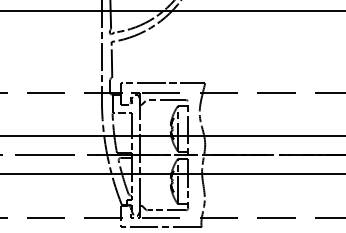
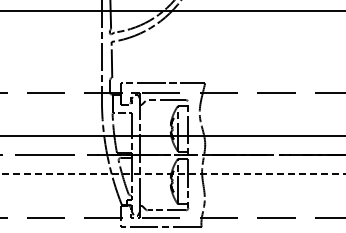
line: solid -> dashed (173, 174)
